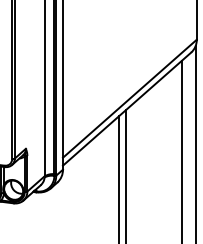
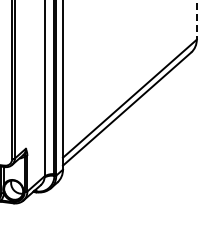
line: solid -> dashed (196, 20)
line: present -> none (195, 142)
line: present -> none (182, 150)
line: present -> none (125, 175)
line: present -> none (119, 178)
